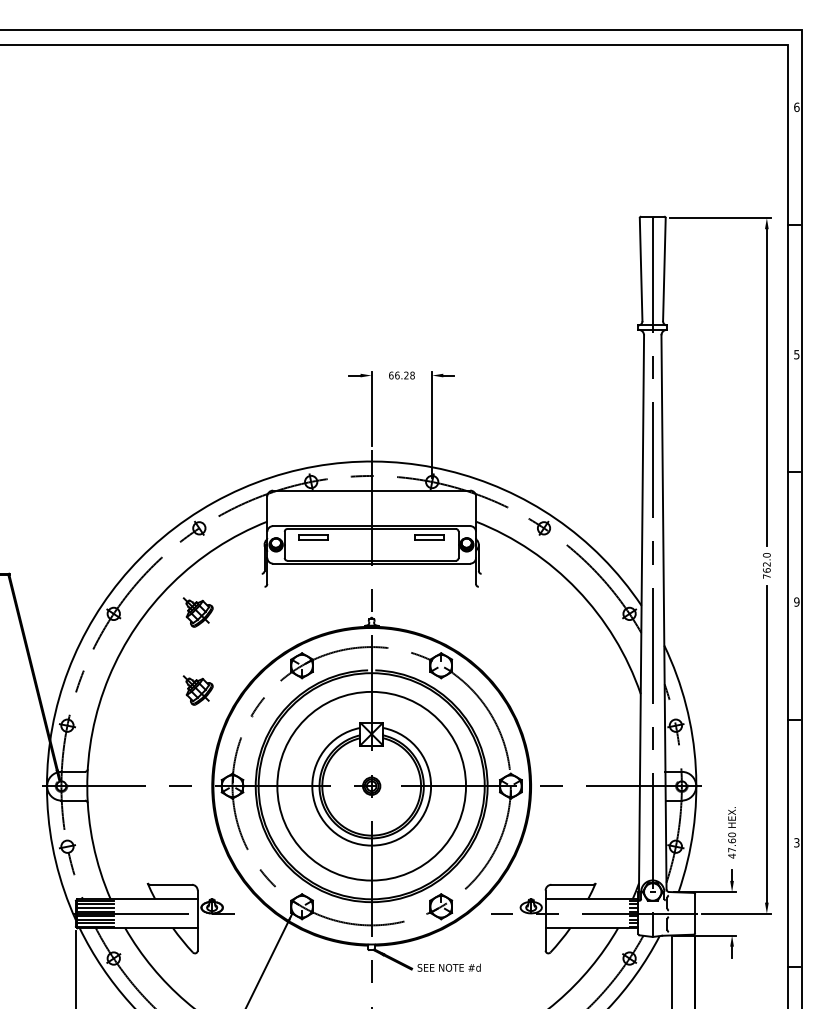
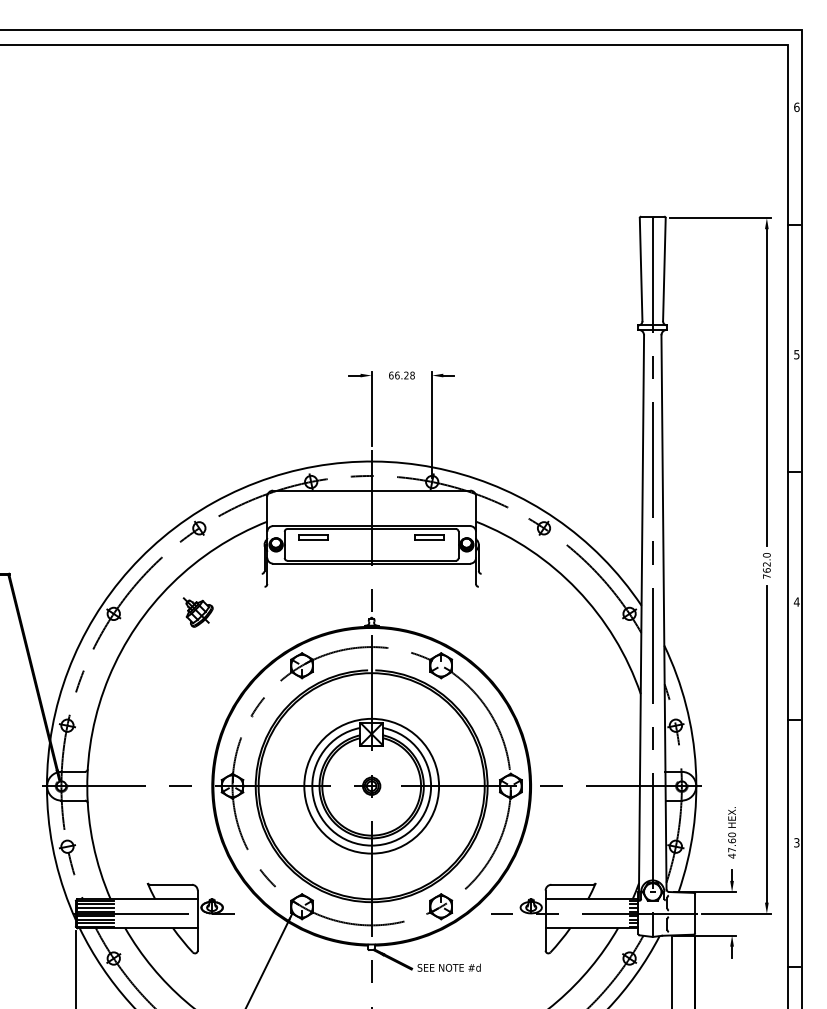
text: 9 -> 4 (796, 601)
part: present -> none (197, 690)
circle diameter: 189 px -> 135 px (371, 785)
